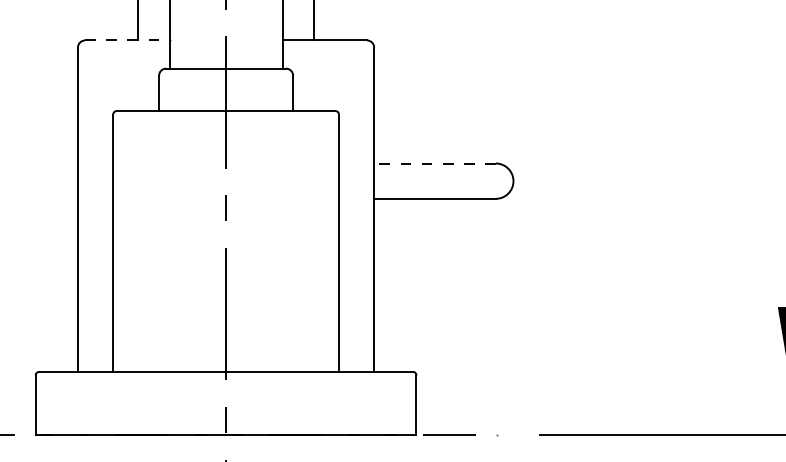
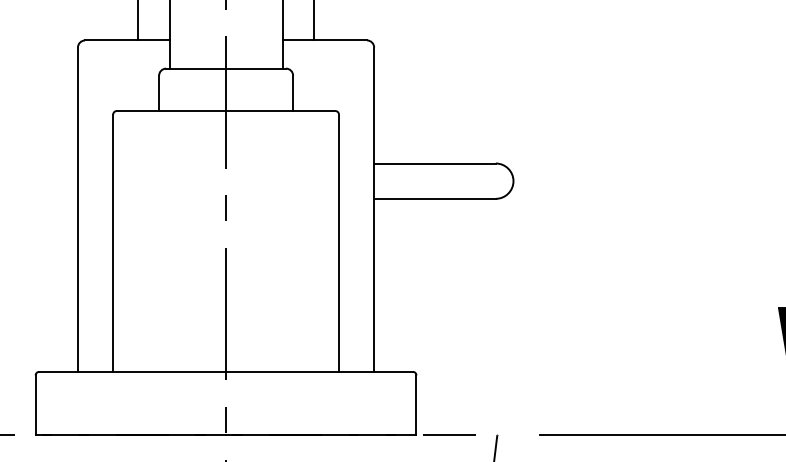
line: dashed -> solid (127, 40)
line: dashed -> solid (435, 163)
line: none -> present (495, 446)
